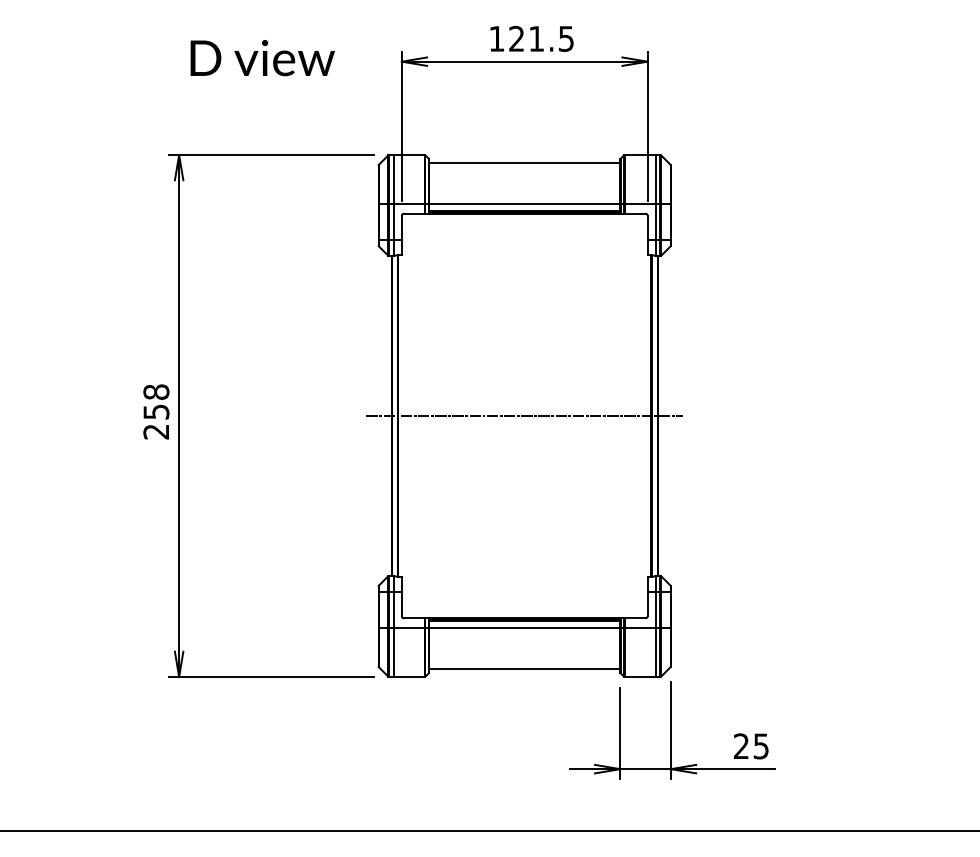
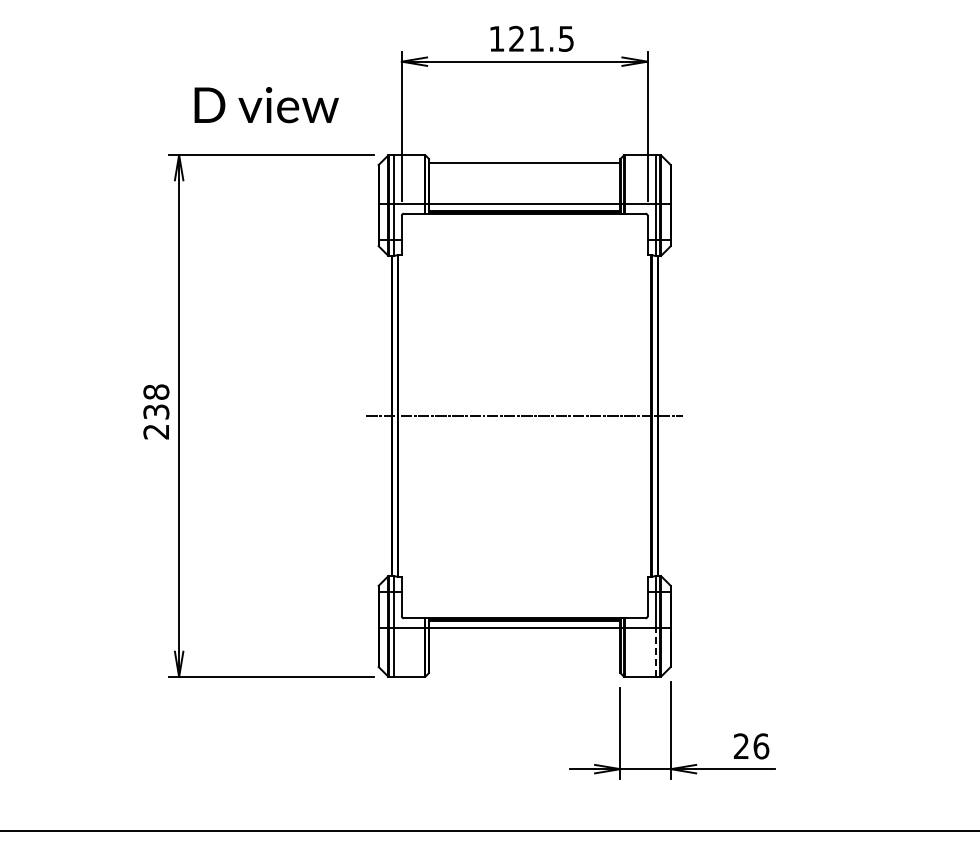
text position: (262, 58) -> (266, 105) (266, 105)
text: 258 -> 238 (155, 411)
line: solid -> dashed (655, 652)
line: present -> none (524, 668)
text: 25 -> 26 (761, 746)
